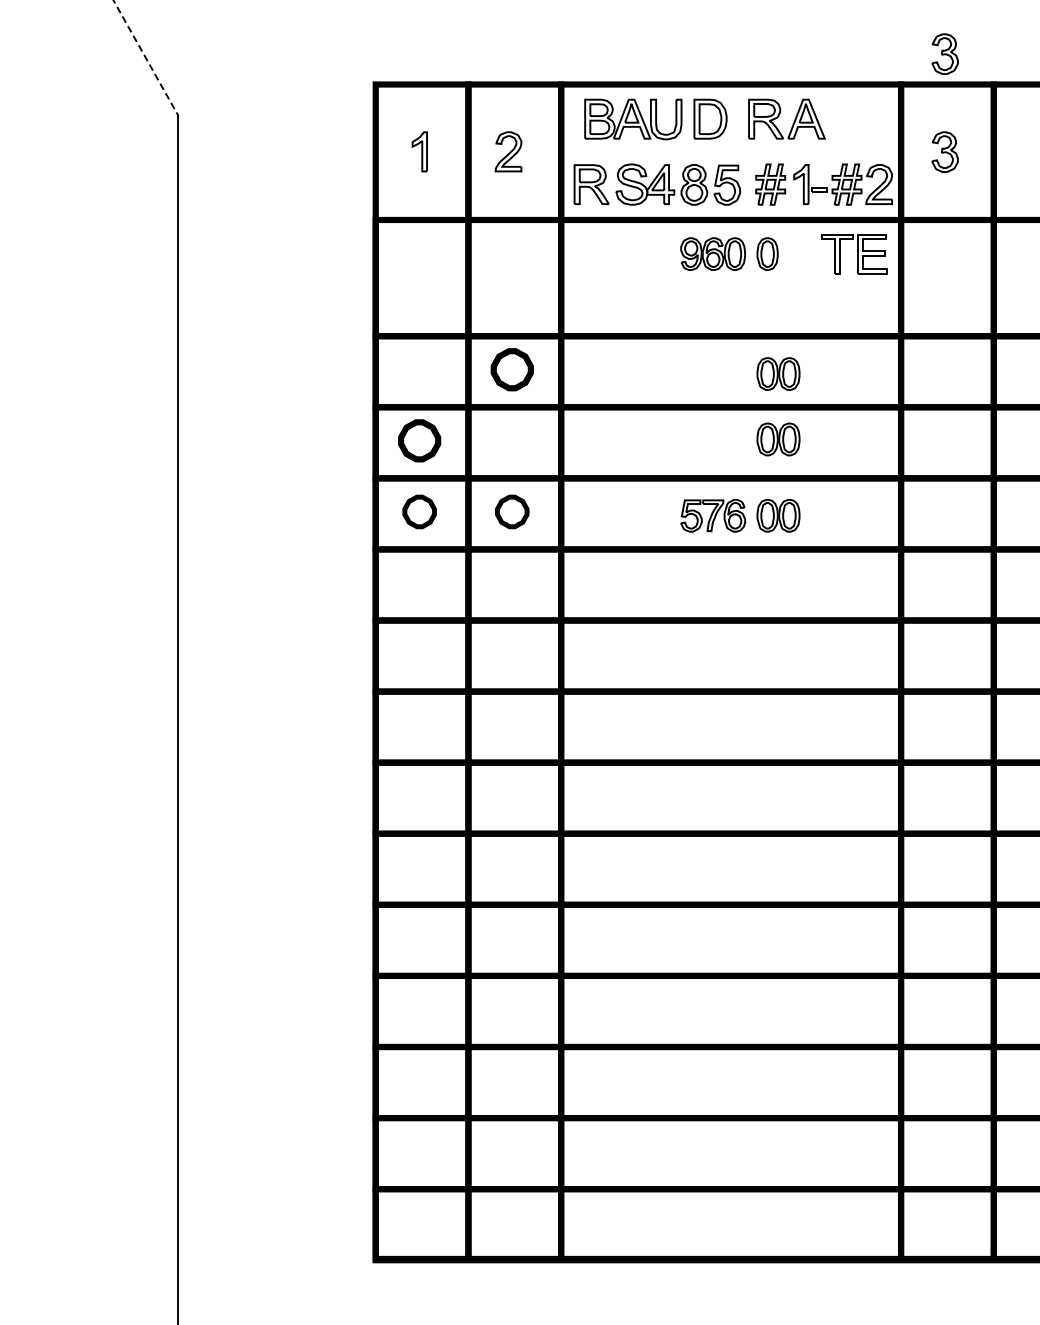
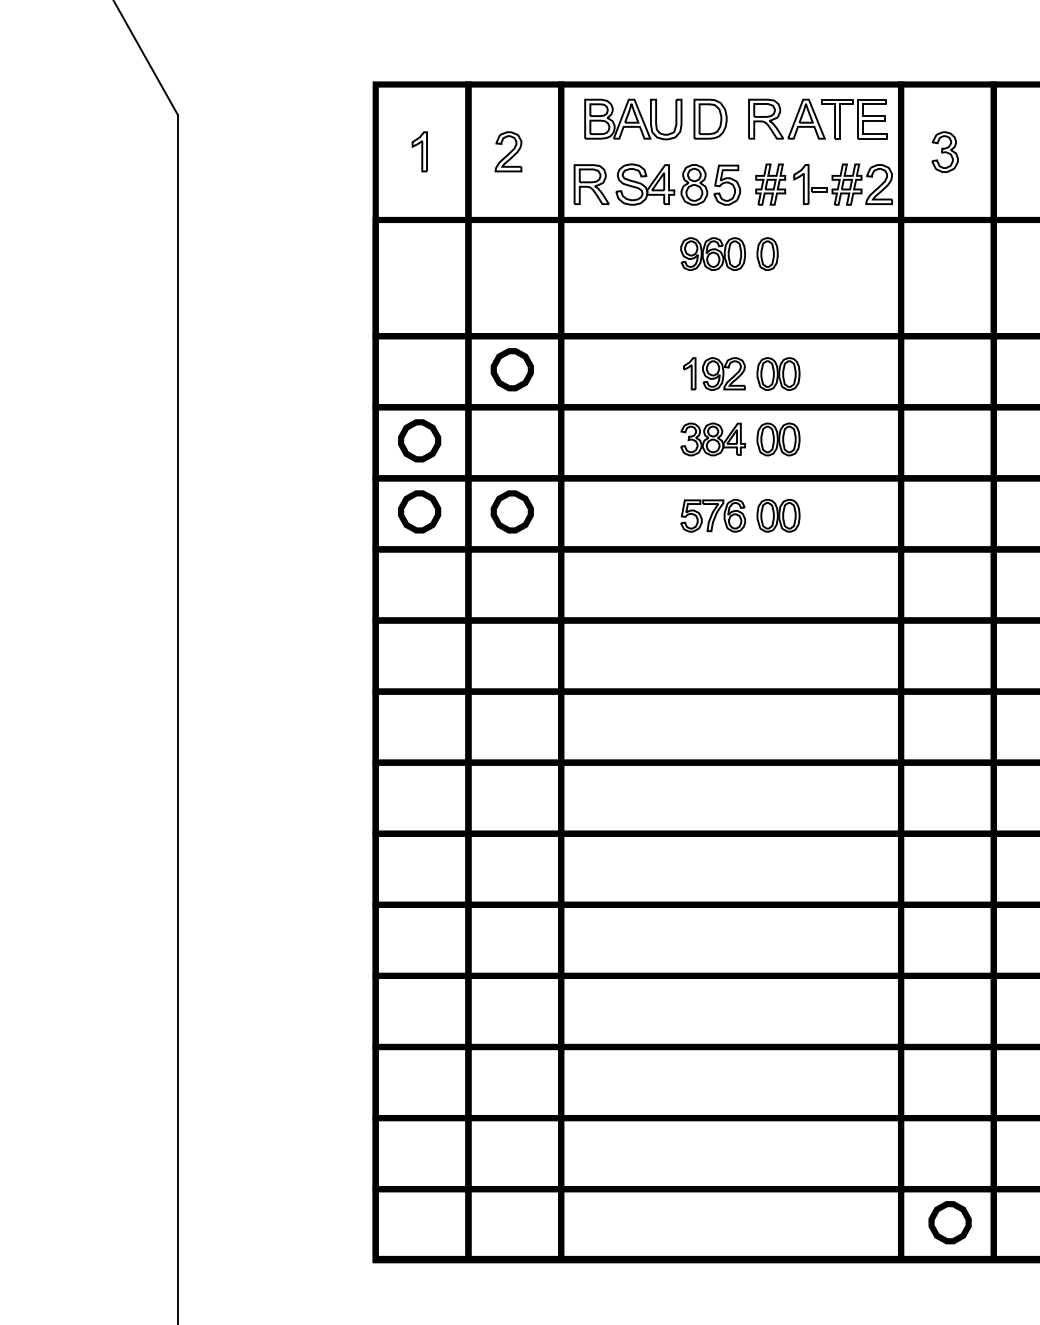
part: present -> none (944, 53)
line: dashed -> solid (145, 58)
part position: (854, 254) -> (854, 119) (854, 119)
part: none -> present (714, 373)
part: none -> present (712, 439)
part size: 35x36 px -> 44x44 px (419, 511)
part size: 35x36 px -> 44x44 px (511, 511)
part: none -> present (949, 1222)
